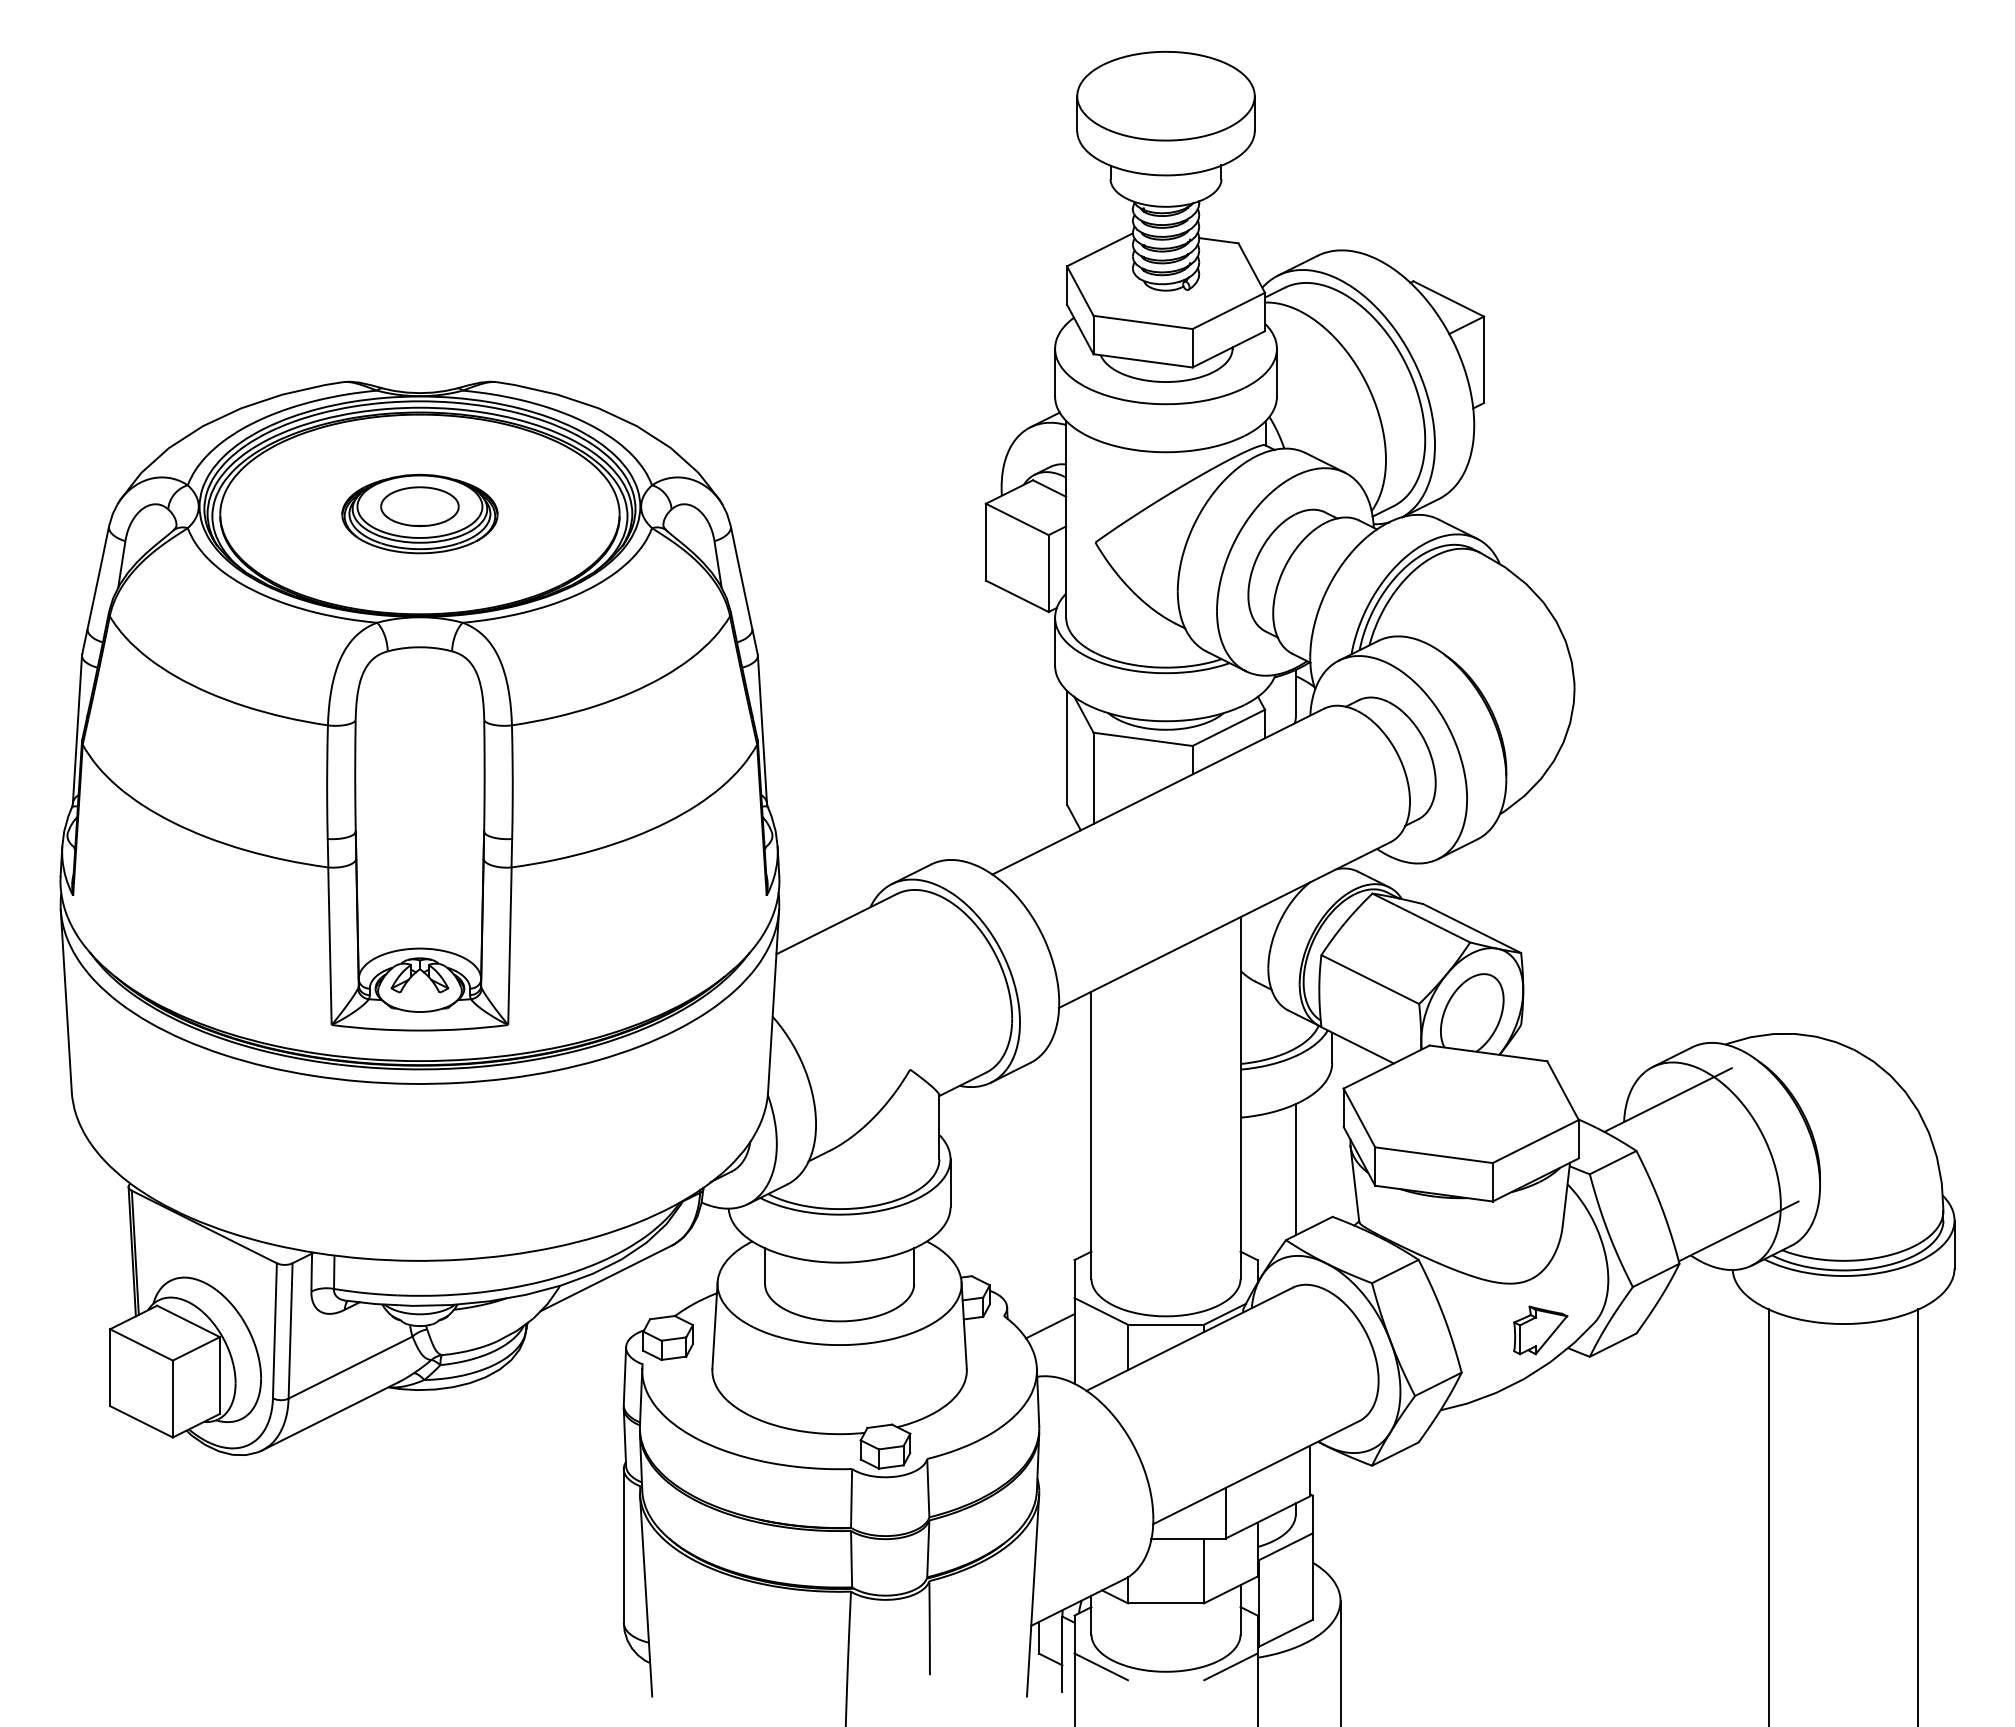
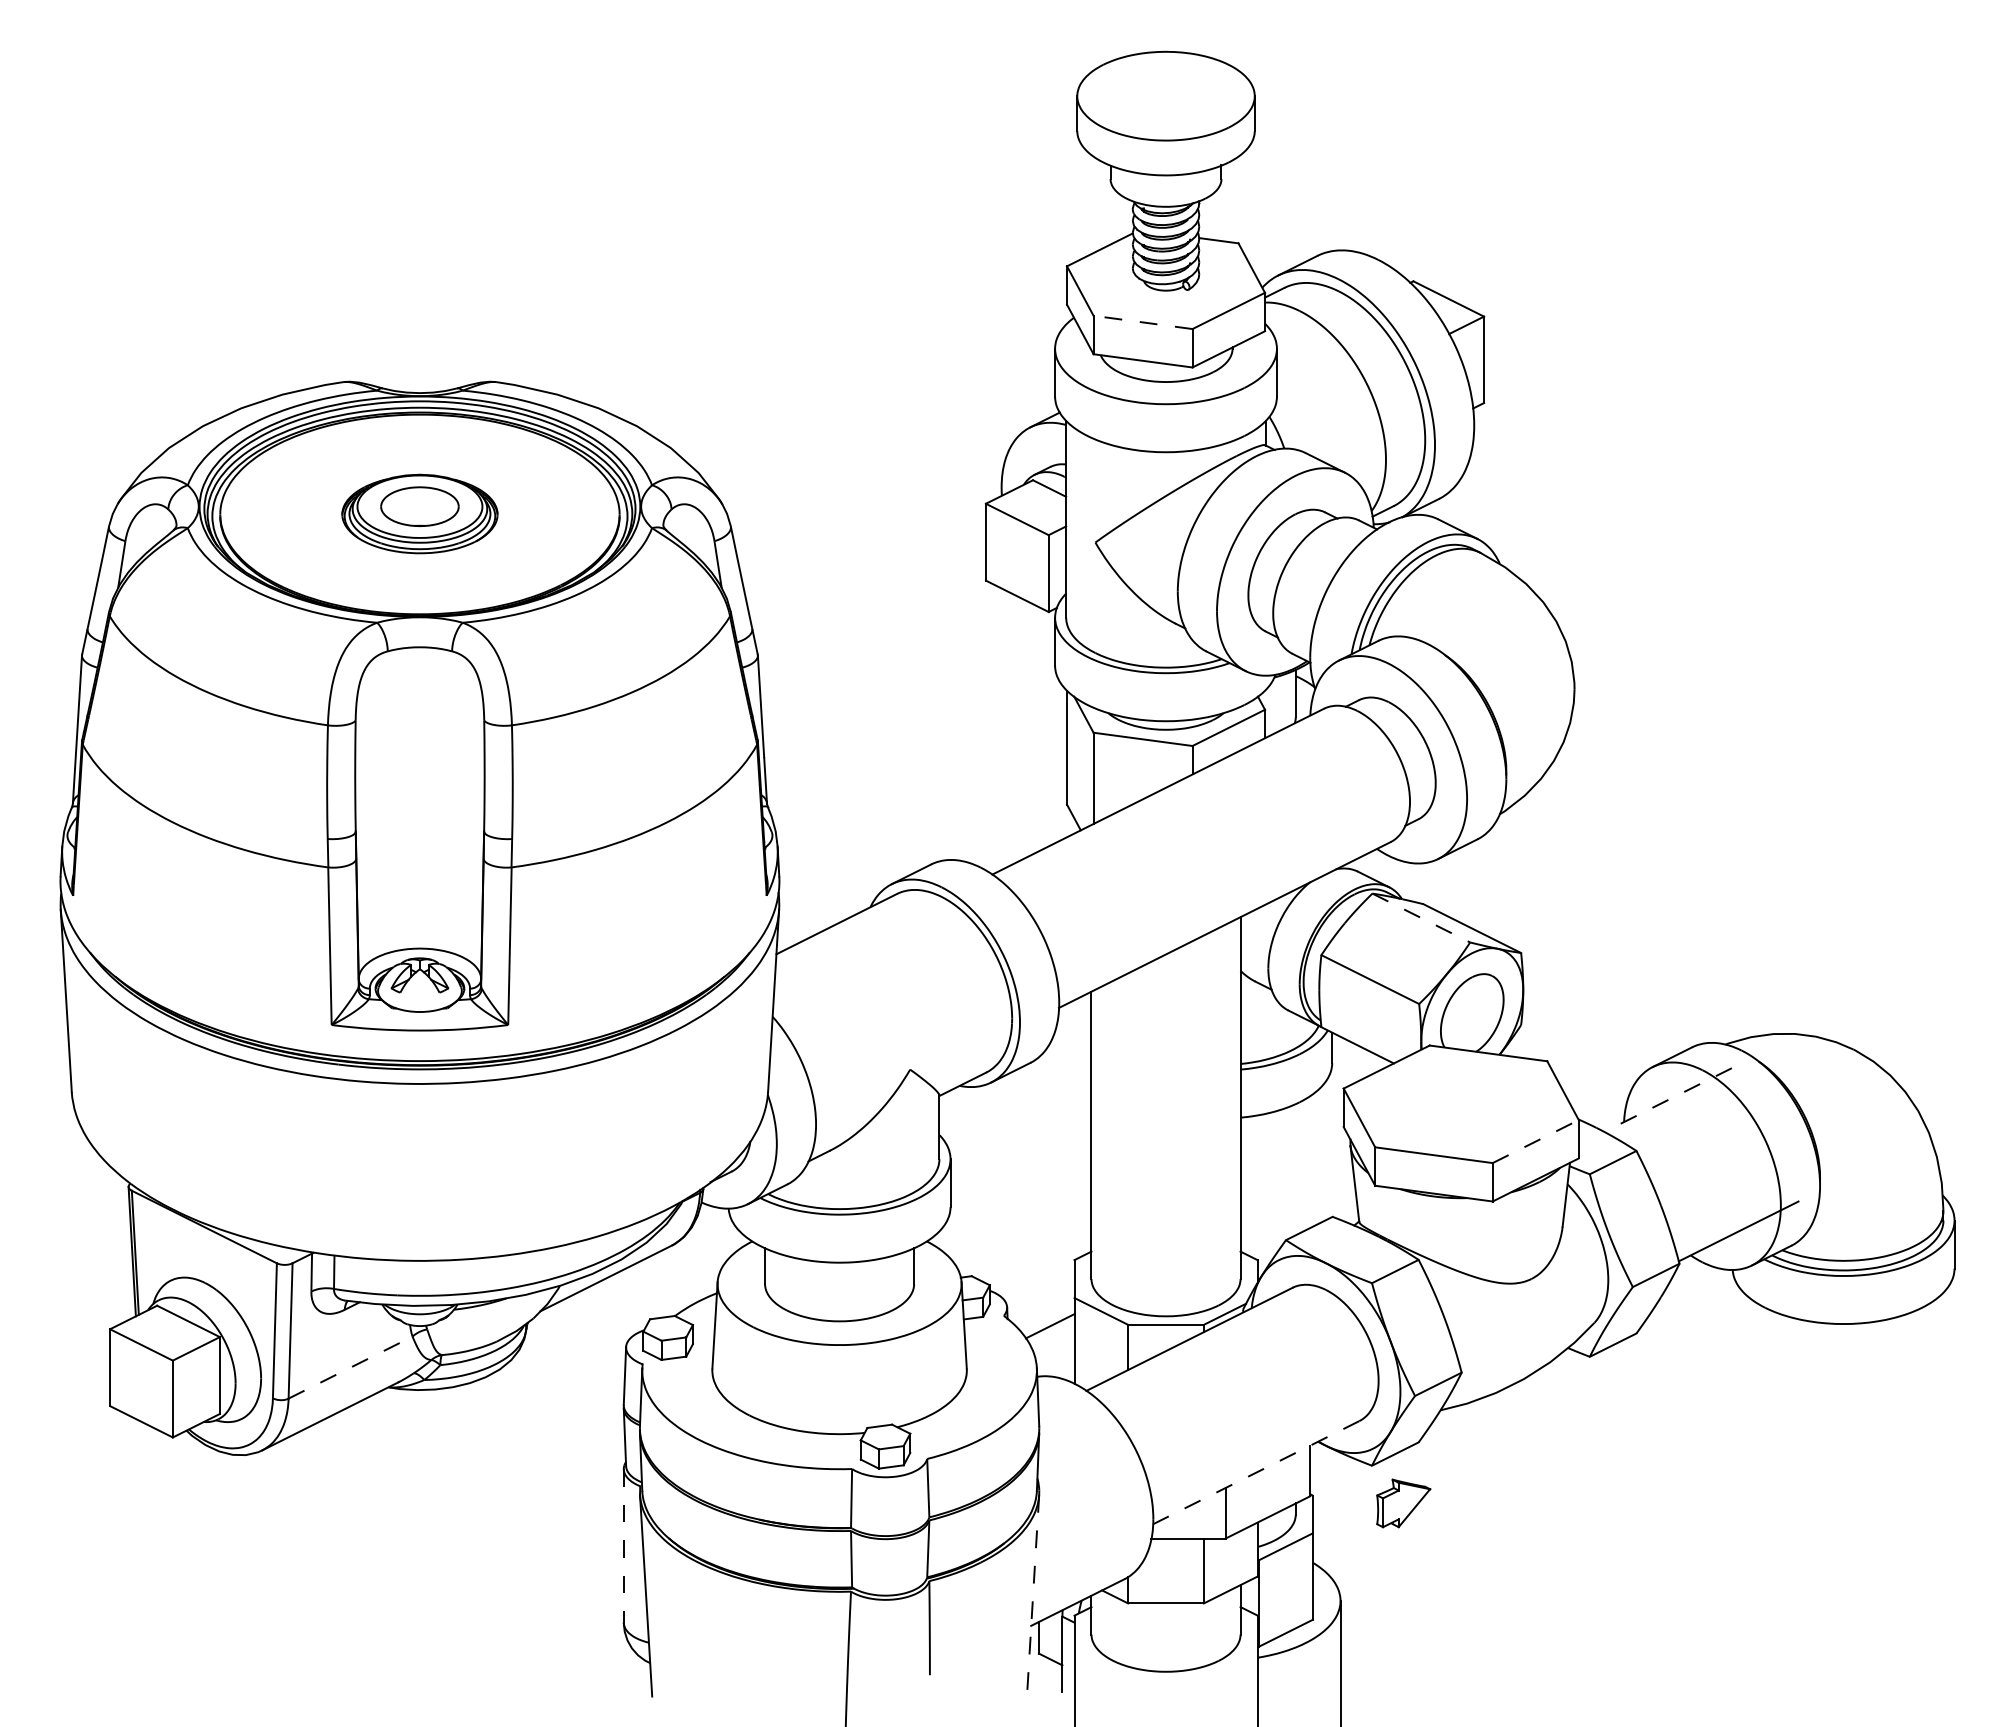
line: solid -> dashed (1143, 322)
line: solid -> dashed (1421, 918)
line: solid -> dashed (1667, 1100)
line: solid -> dashed (1536, 1141)
line: present -> none (1295, 1169)
part position: (1540, 1330) -> (1403, 1503) (1403, 1503)
line: solid -> dashed (351, 1367)
line: solid -> dashed (1255, 1472)
line: present -> none (1769, 1516)
line: present -> none (1918, 1516)
line: solid -> dashed (623, 1545)
line: solid -> dashed (1033, 1595)
line: present -> none (1100, 1666)
line: present -> none (1230, 1666)
